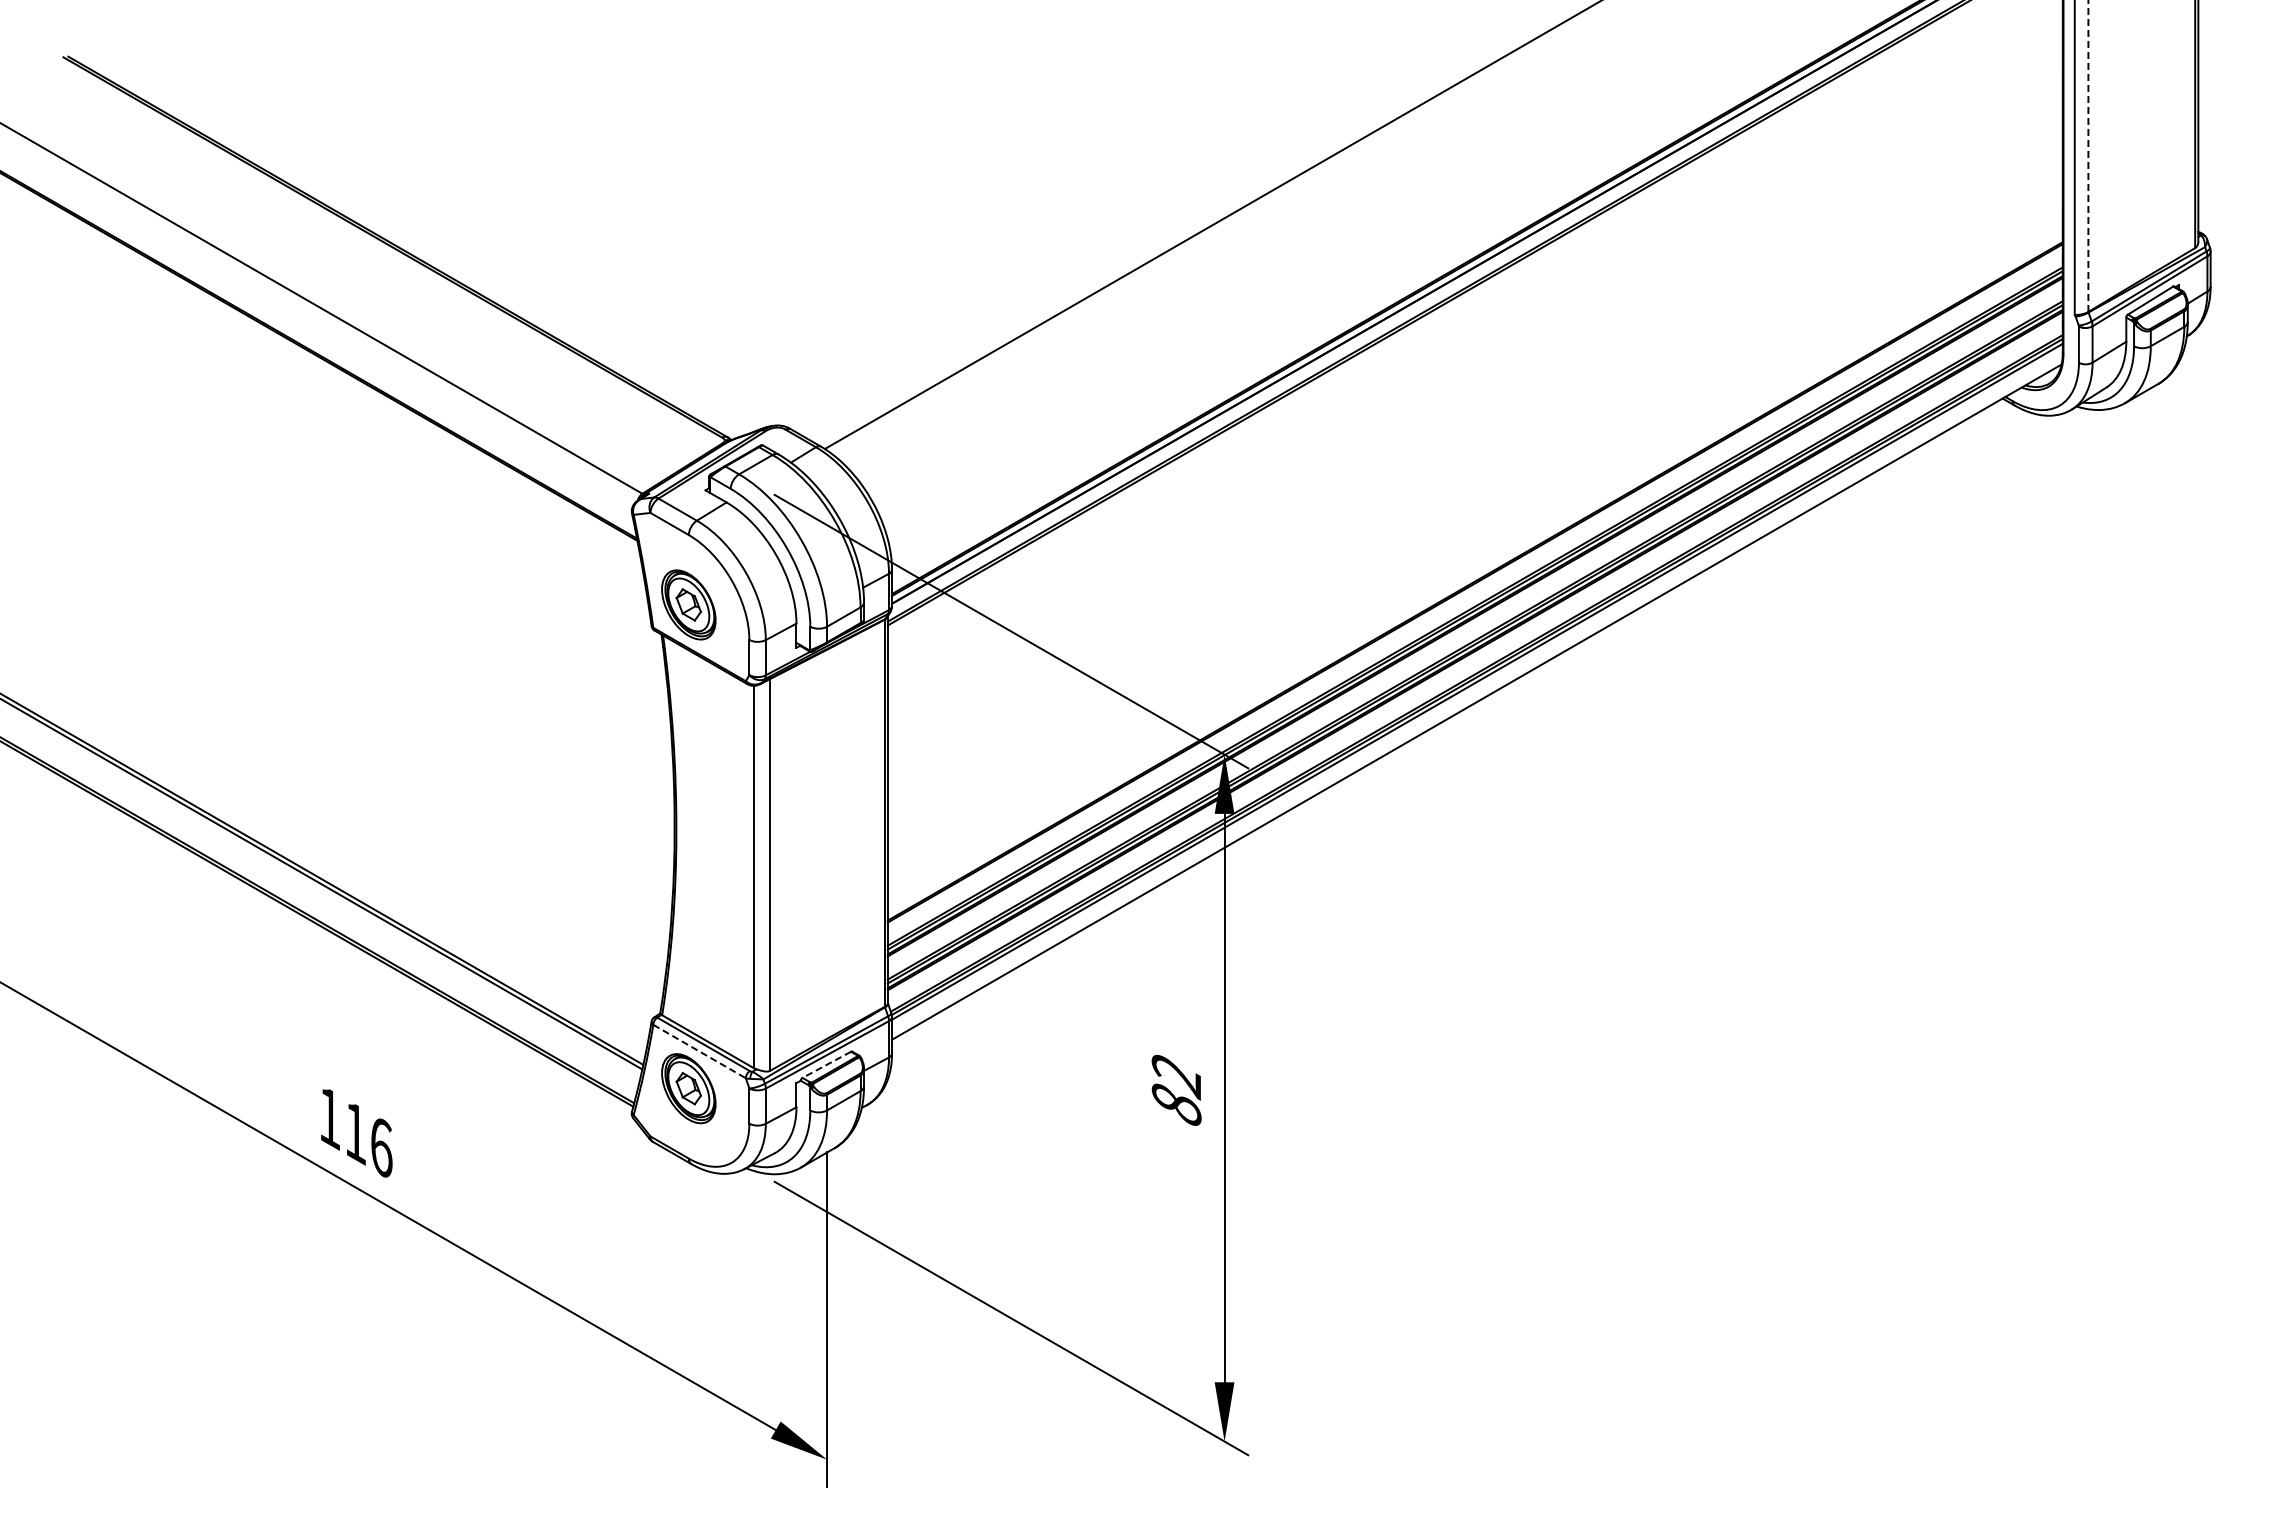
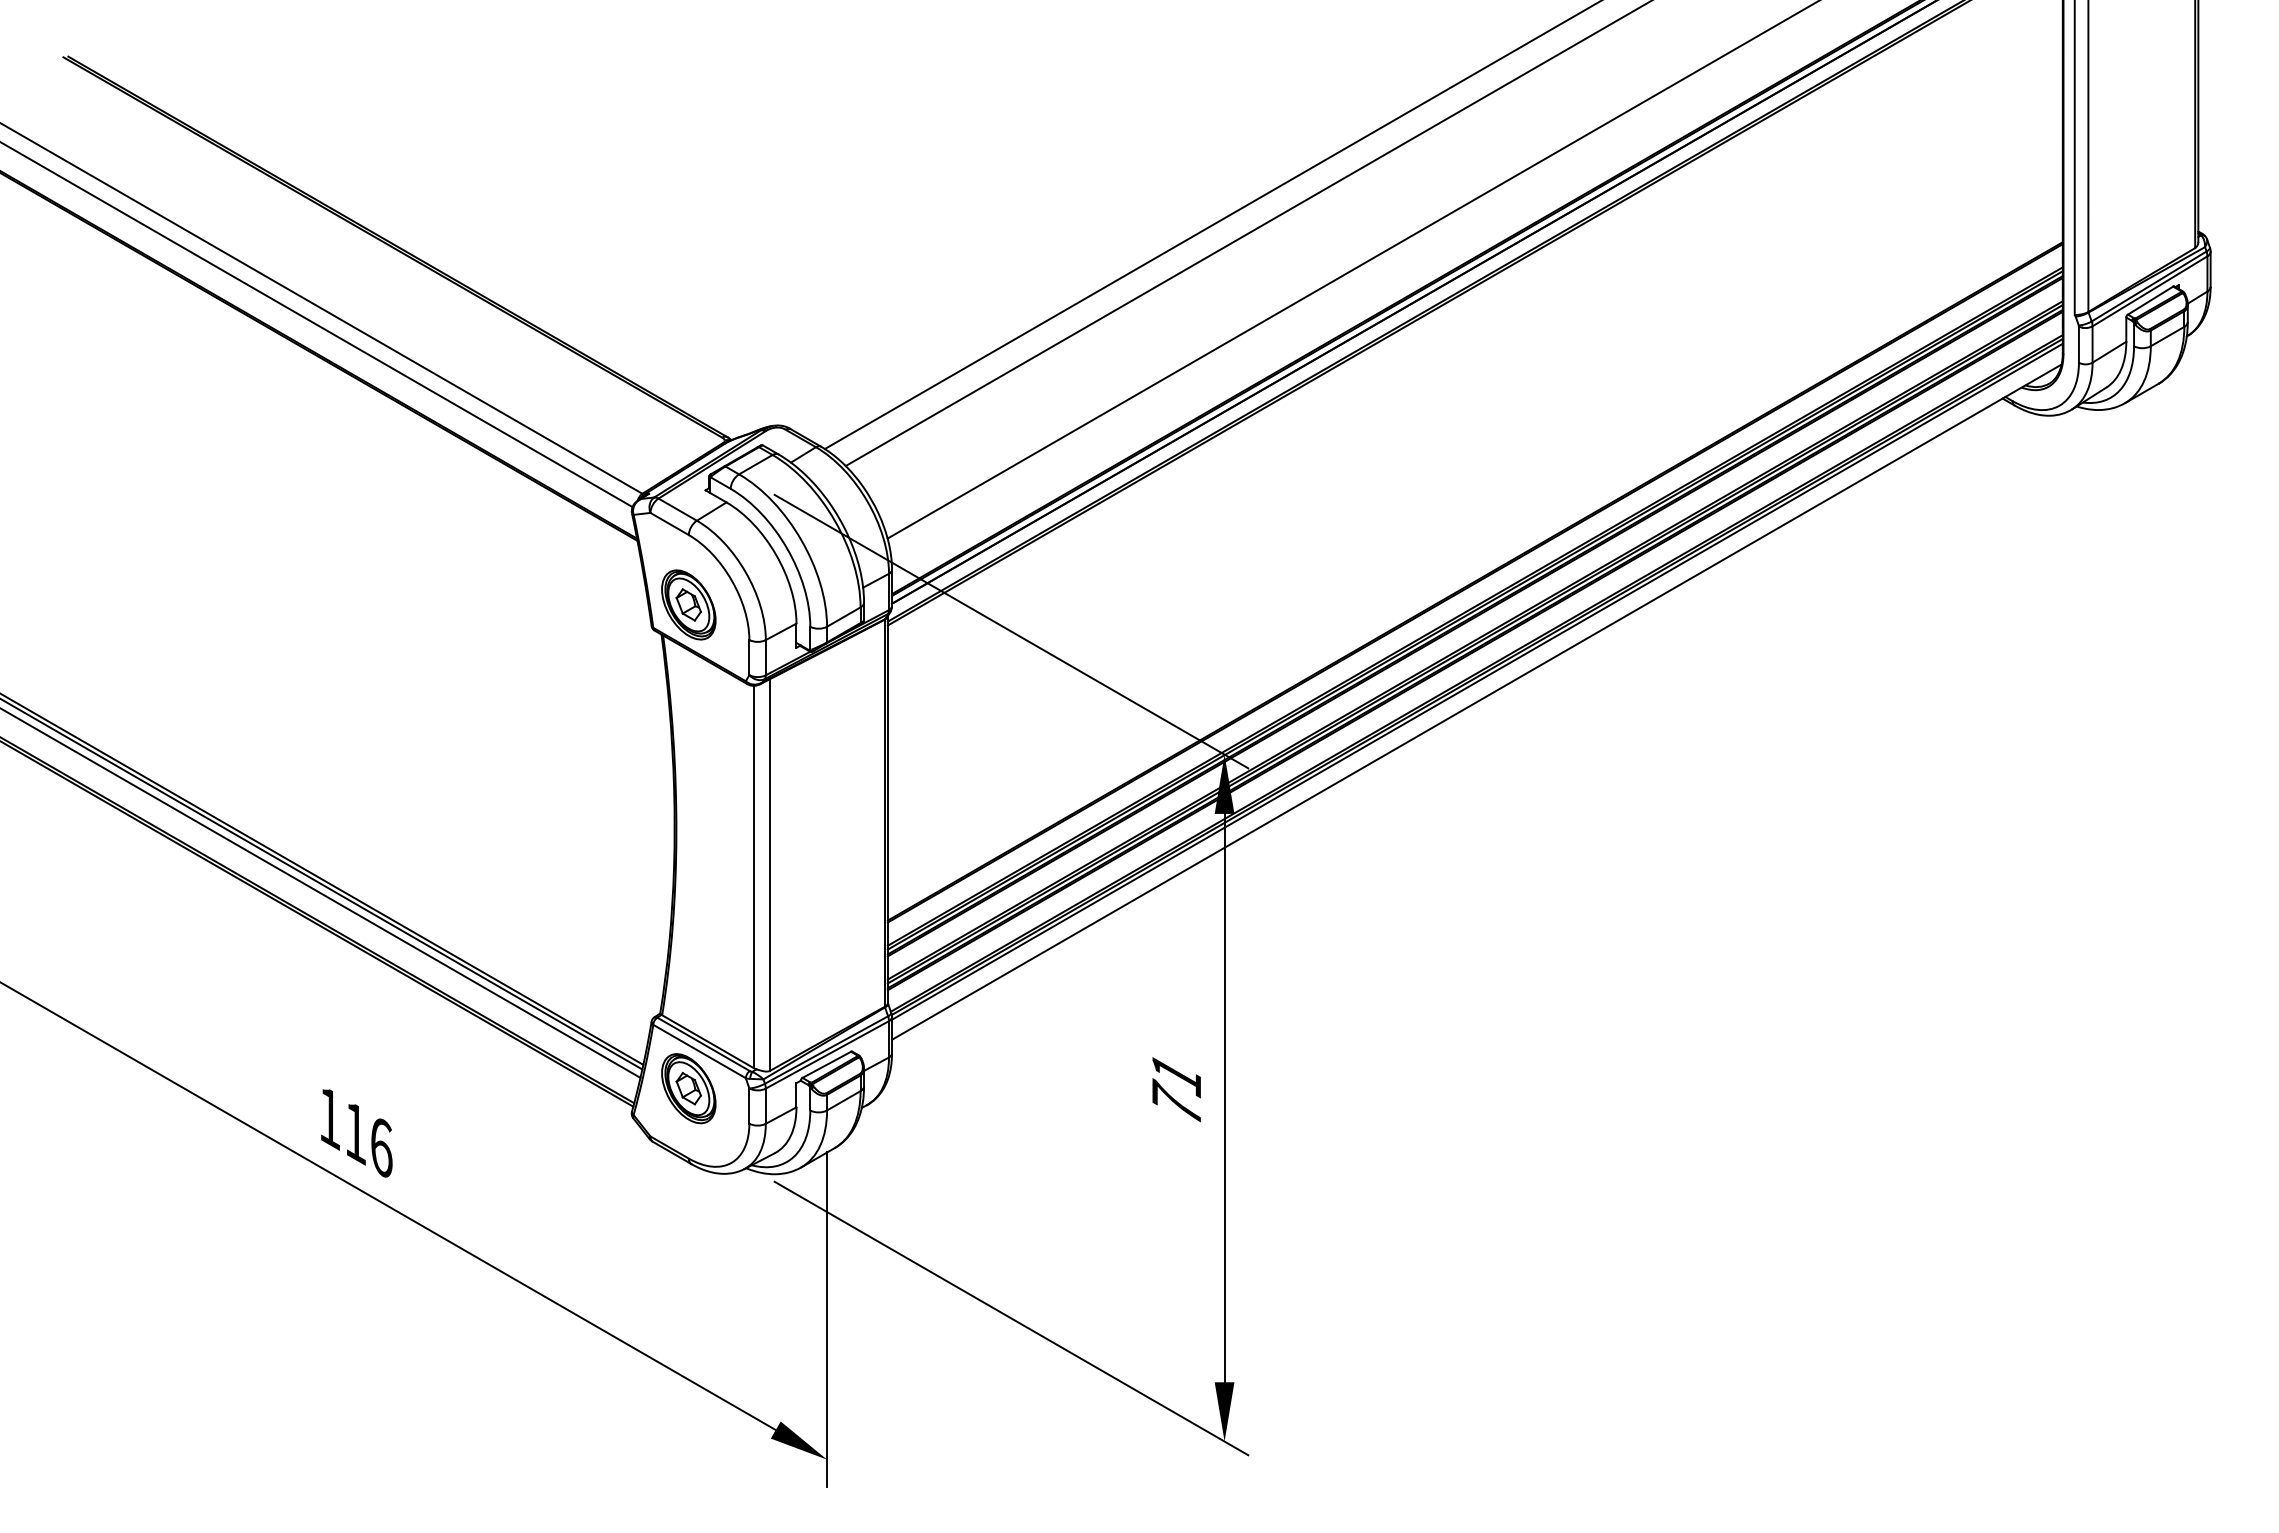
line: dashed -> solid (2088, 156)
line: none -> present (1246, 234)
line: none -> present (1351, 270)
line: none -> present (317, 325)
line: none -> present (321, 893)
line: dashed -> solid (700, 1051)
line: dashed -> solid (826, 1064)
text: 82 -> 71 (1176, 1089)
